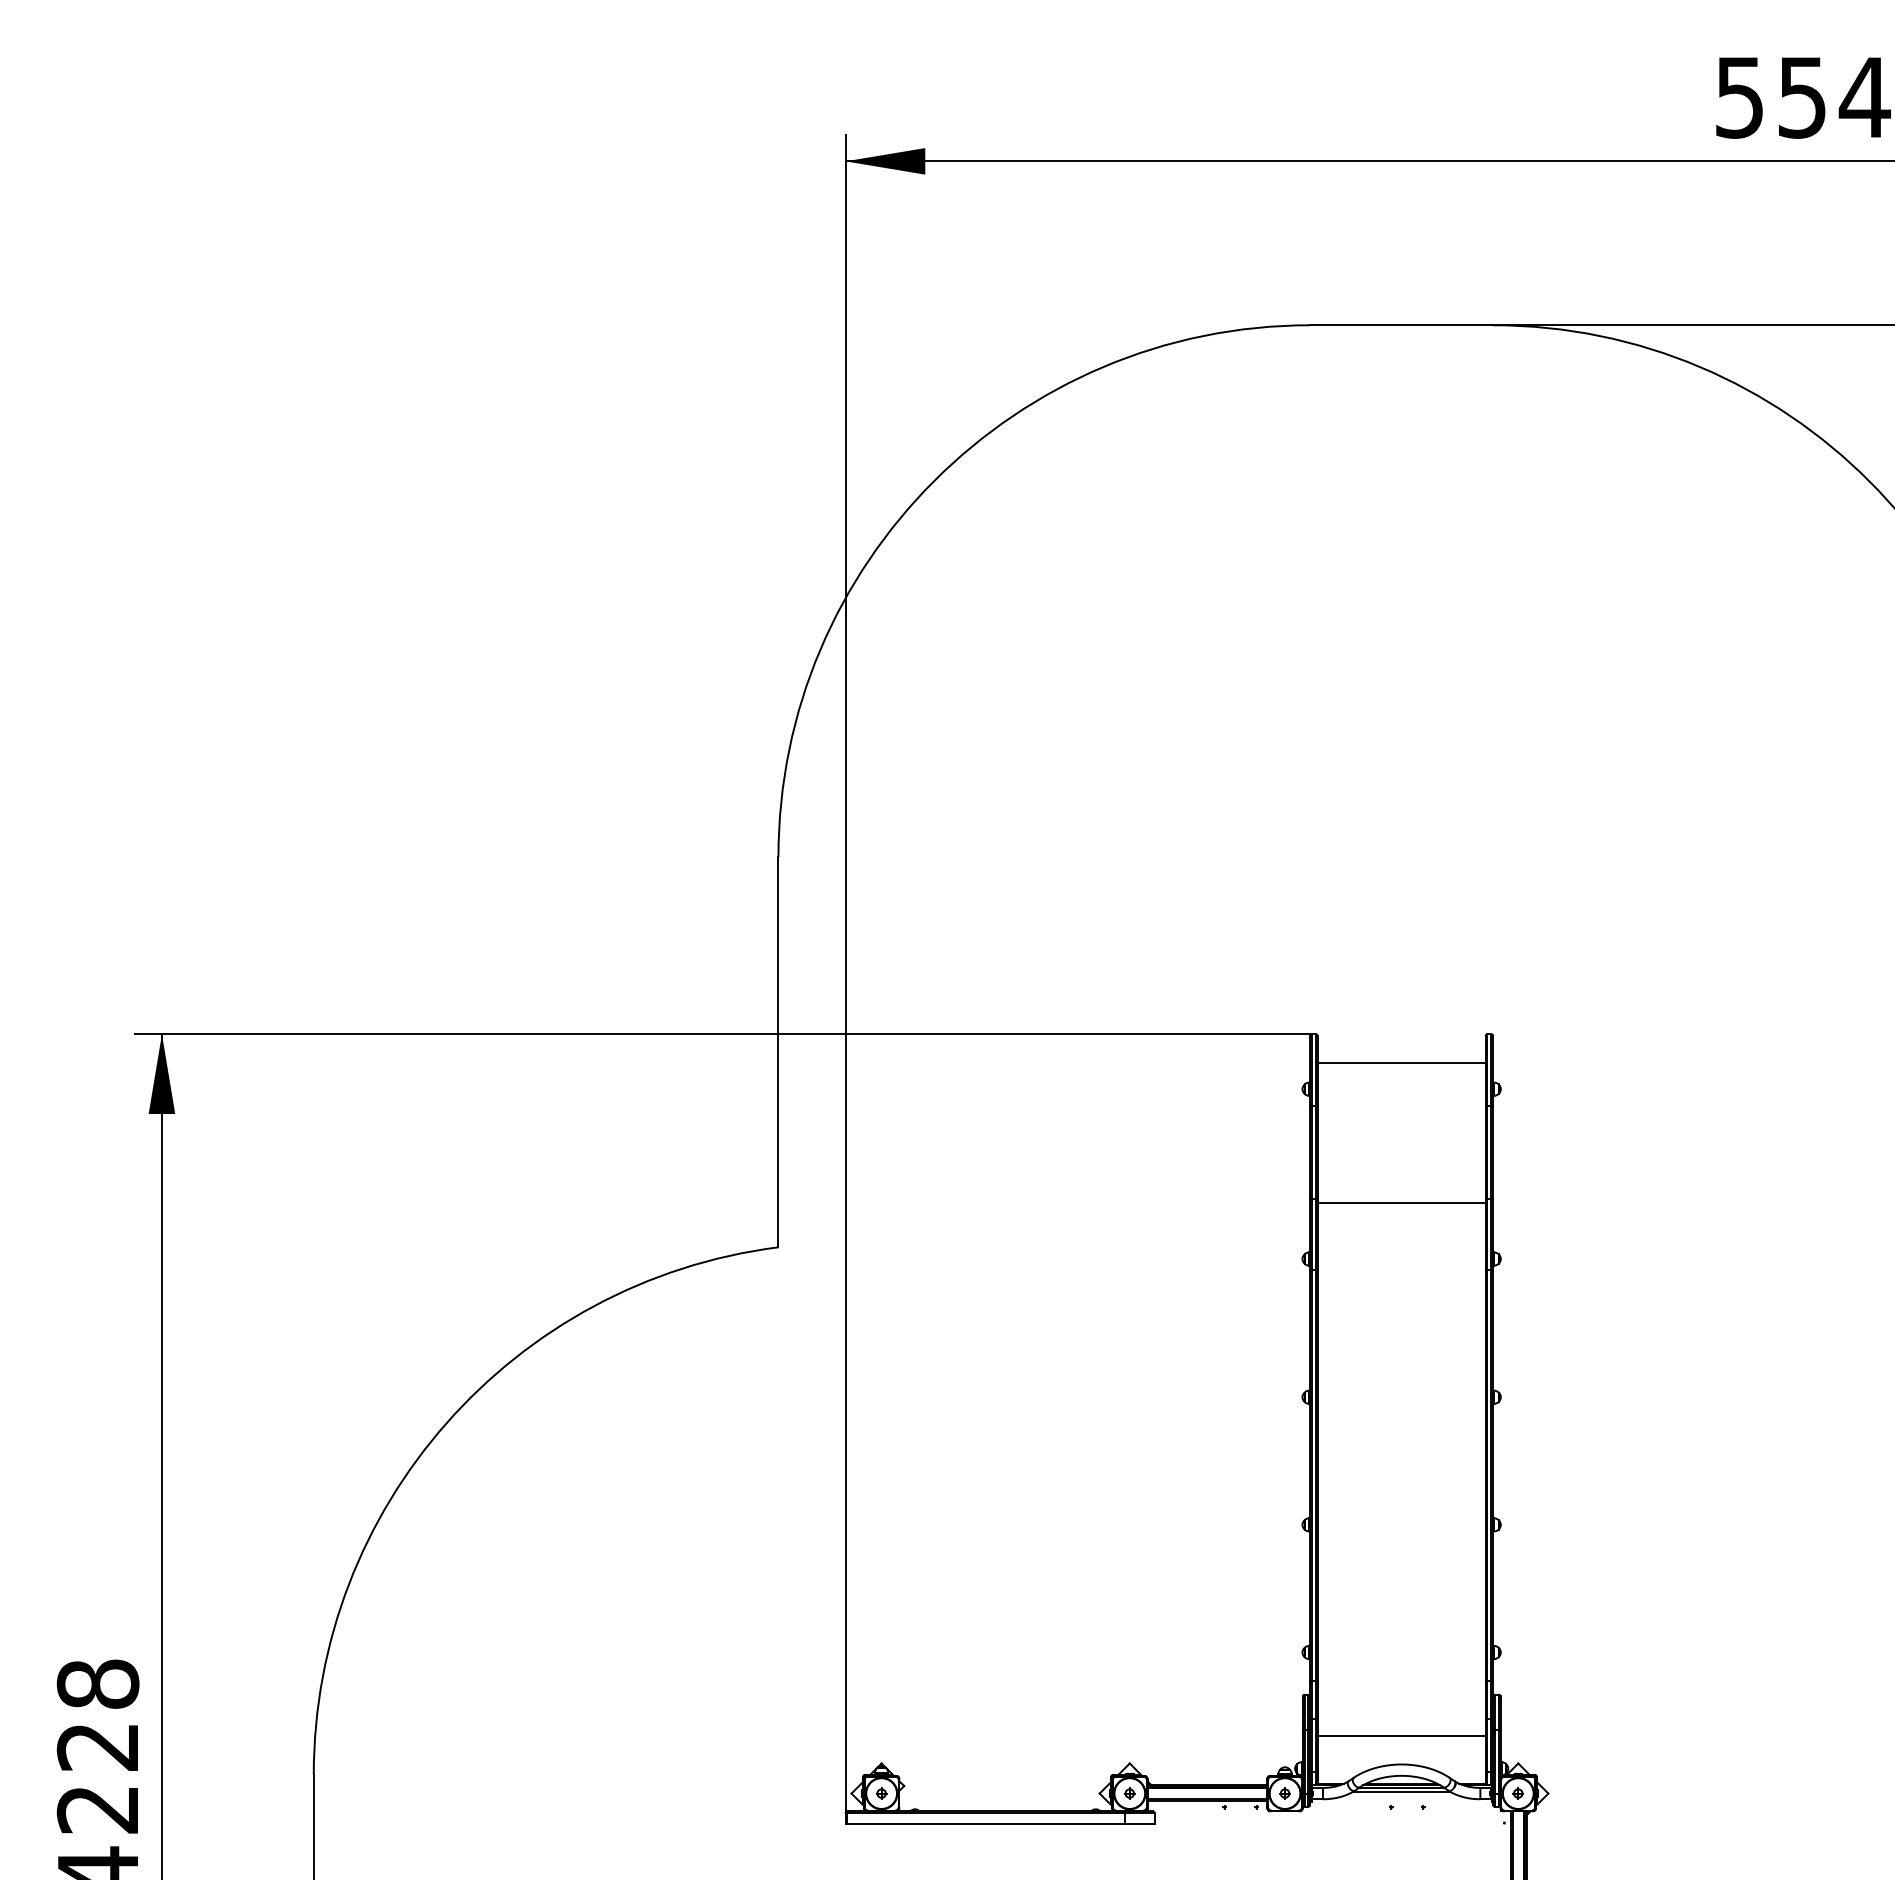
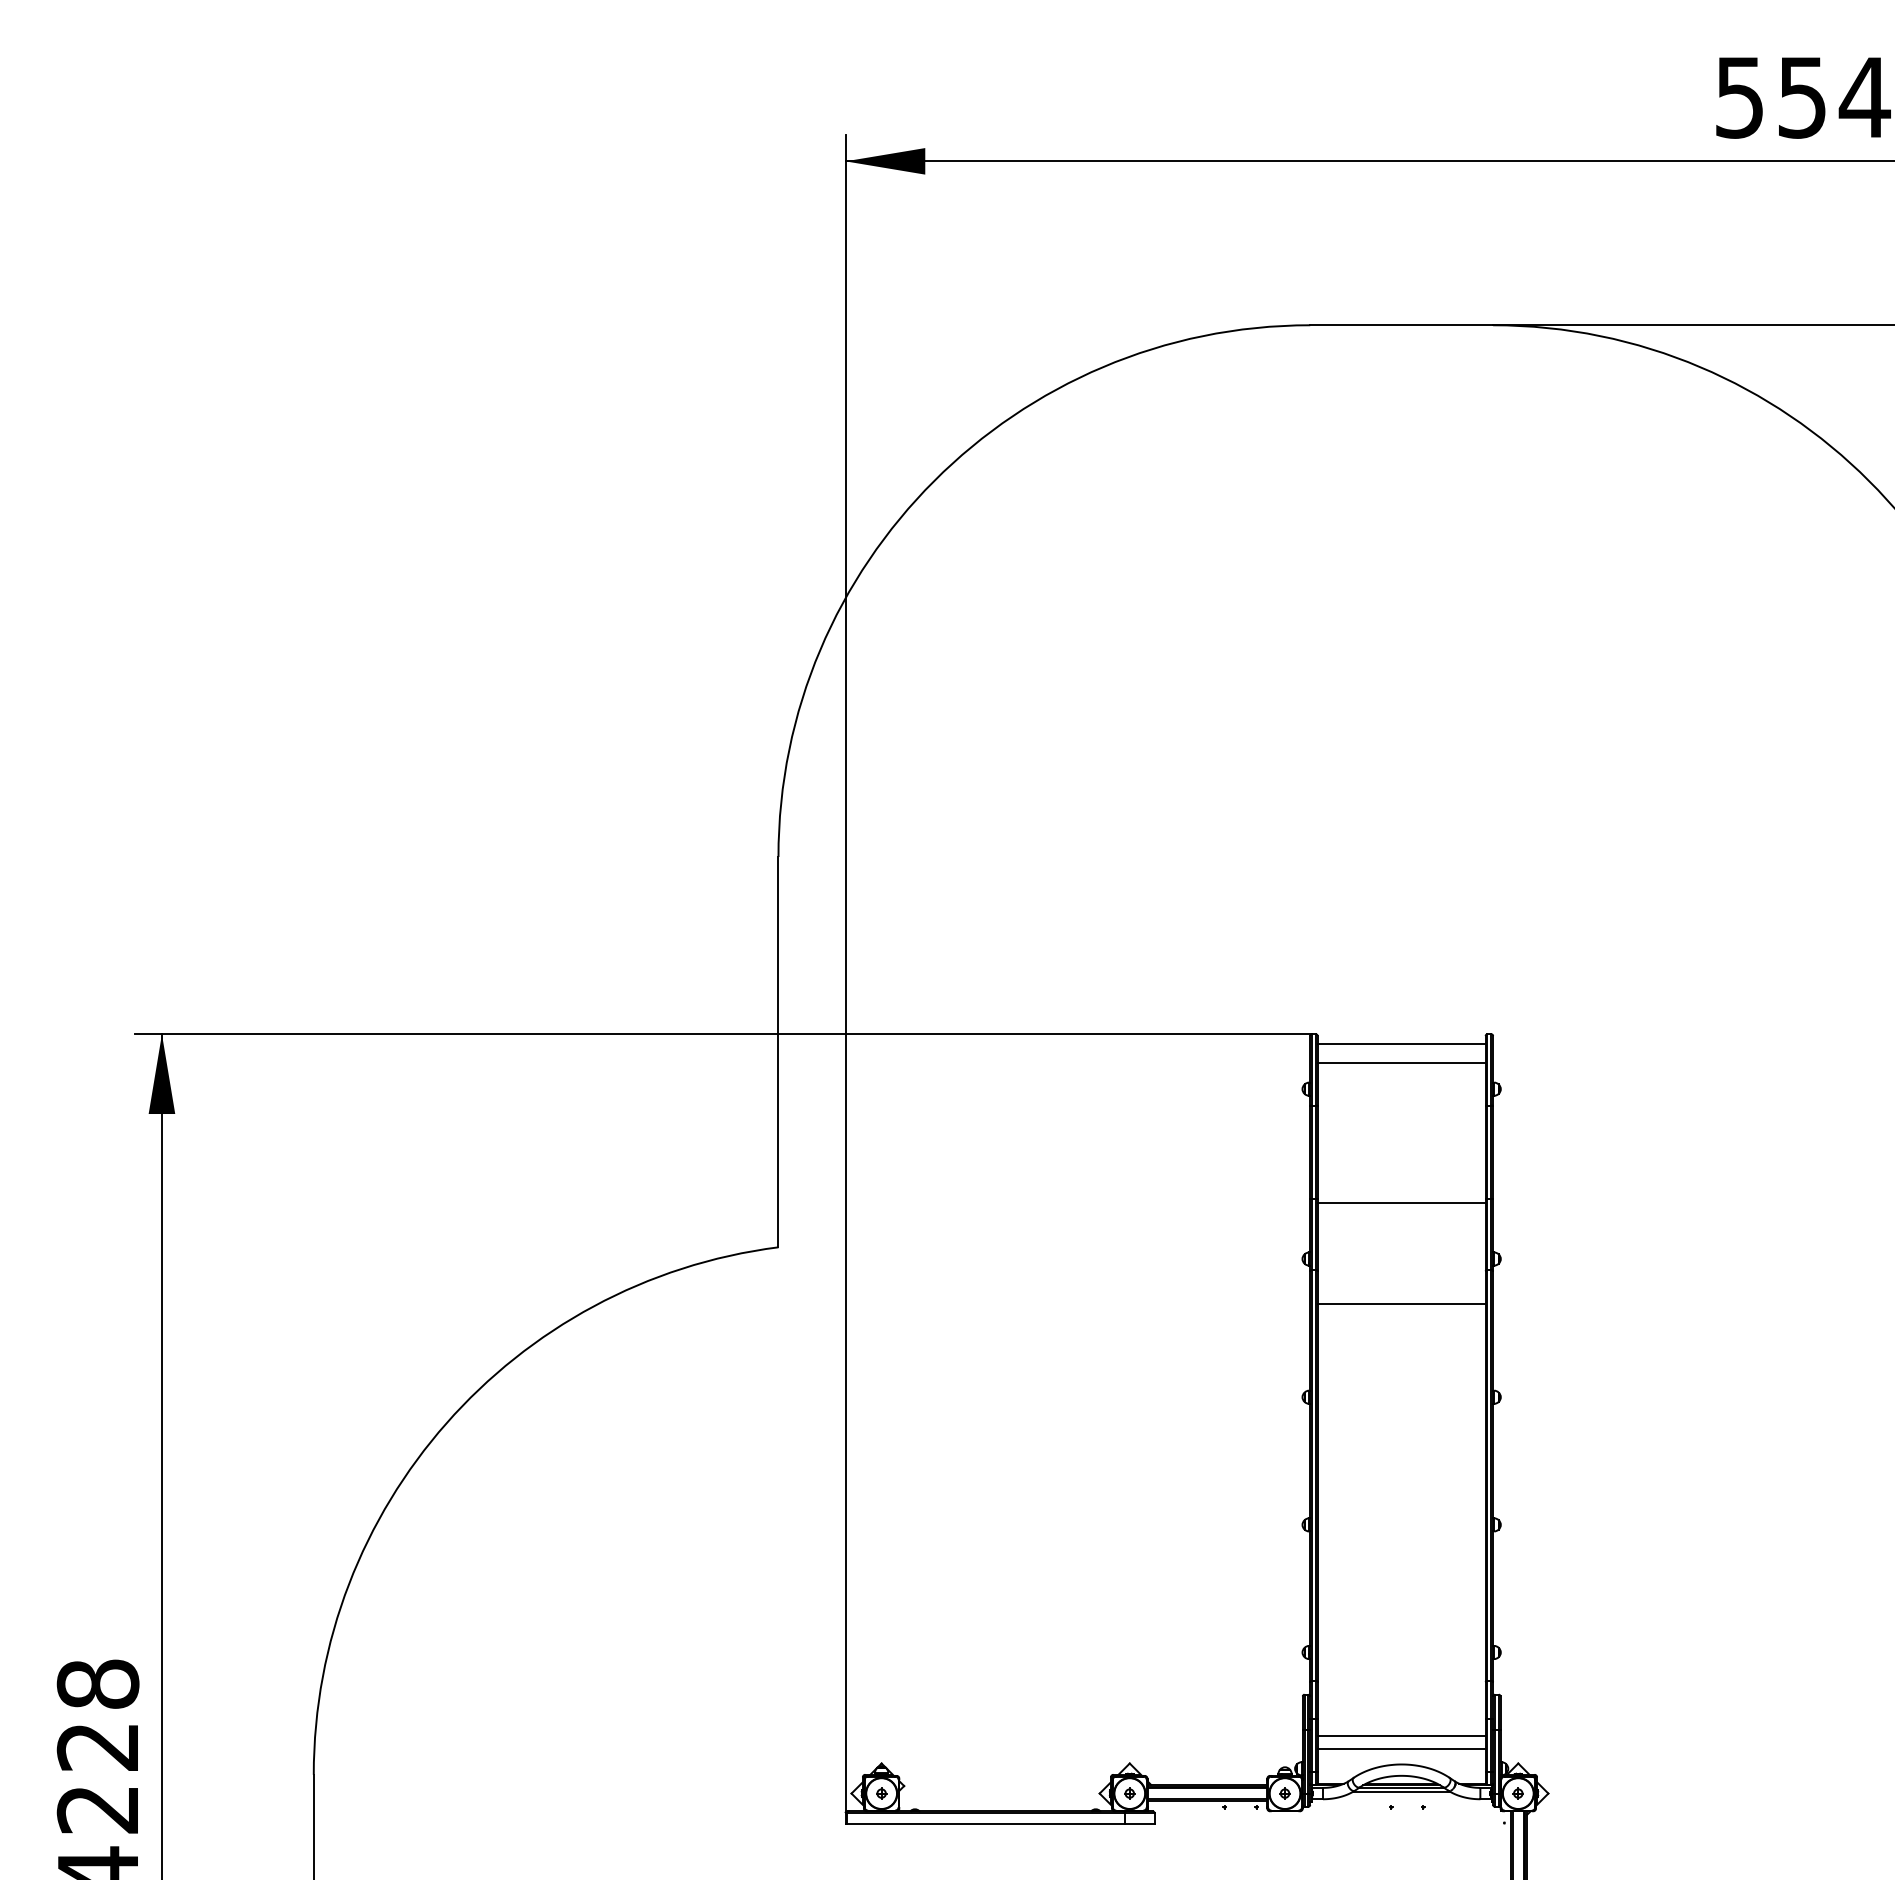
line: none -> present (1401, 1044)
line: none -> present (1401, 1303)
line: none -> present (1401, 1749)
